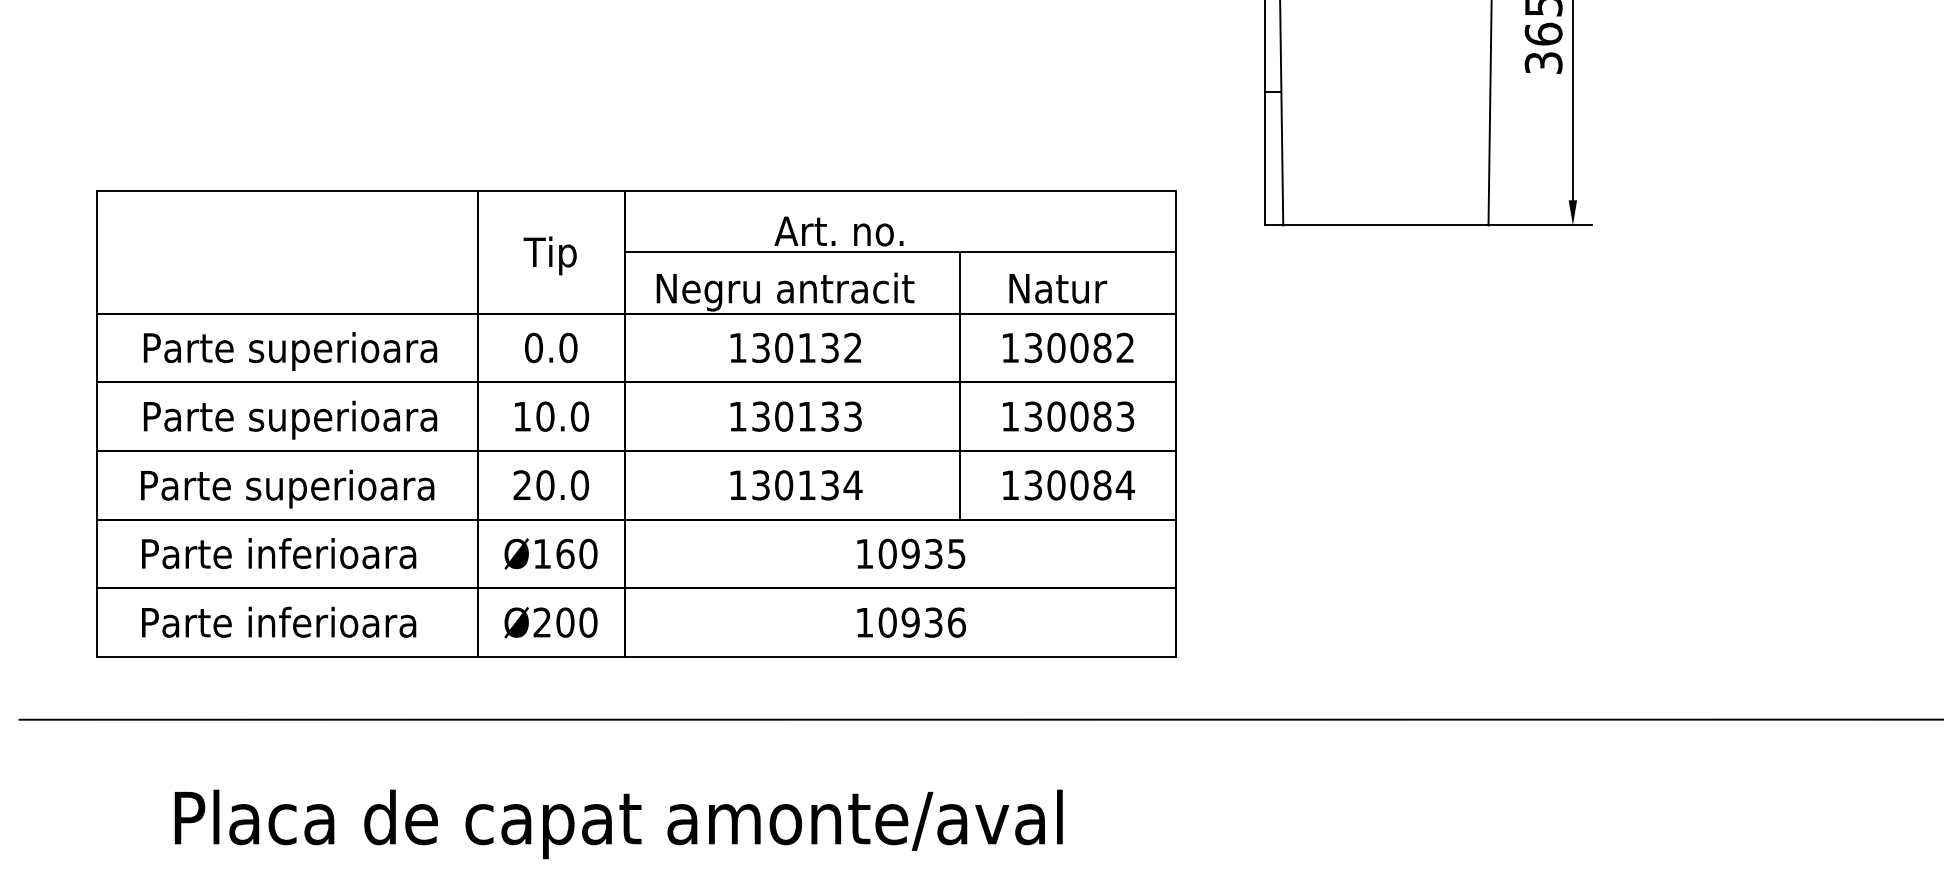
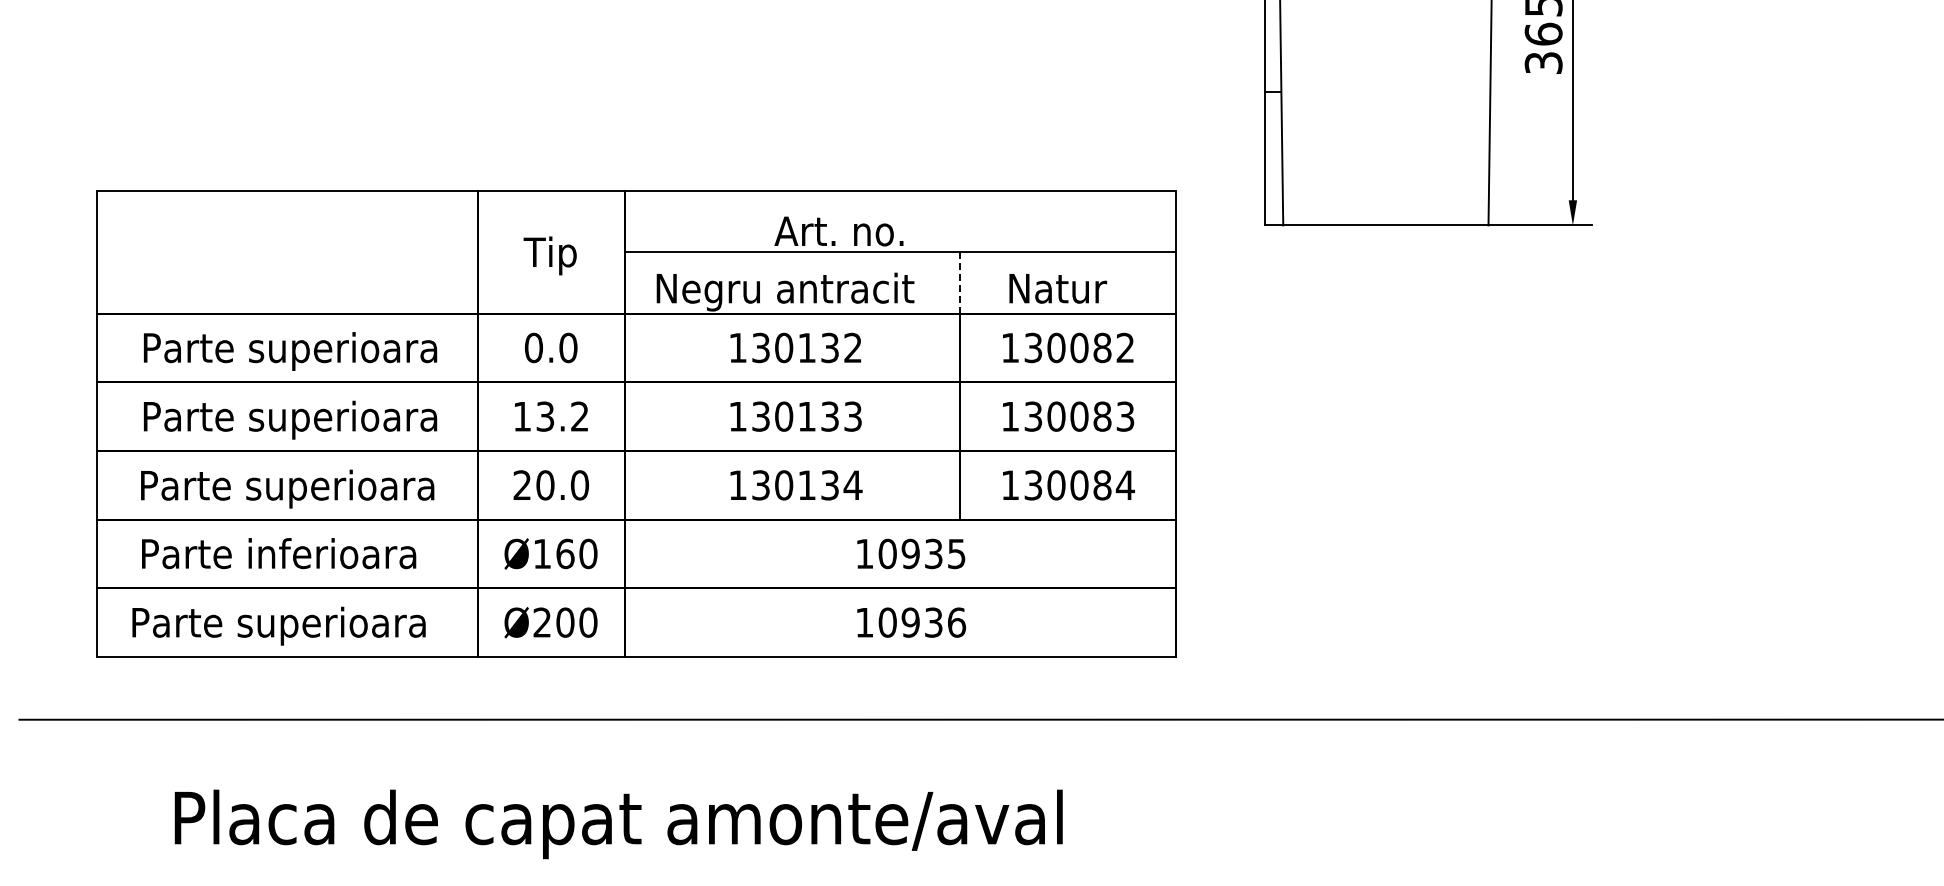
line: solid -> dashed (959, 283)
text: 10.0 -> 13.2 (562, 416)
text: Parte inferioara -> Parte superioara (278, 625)
